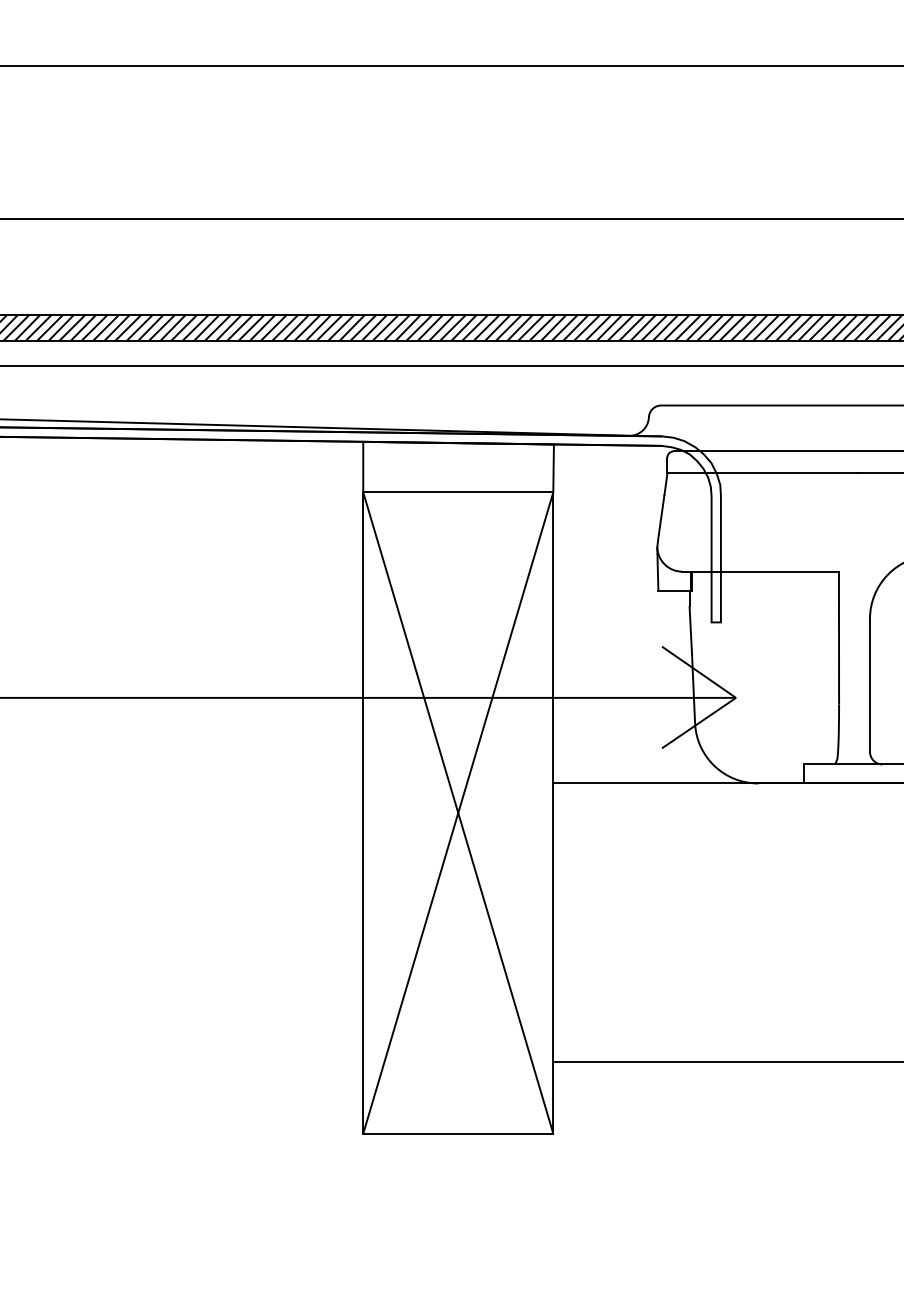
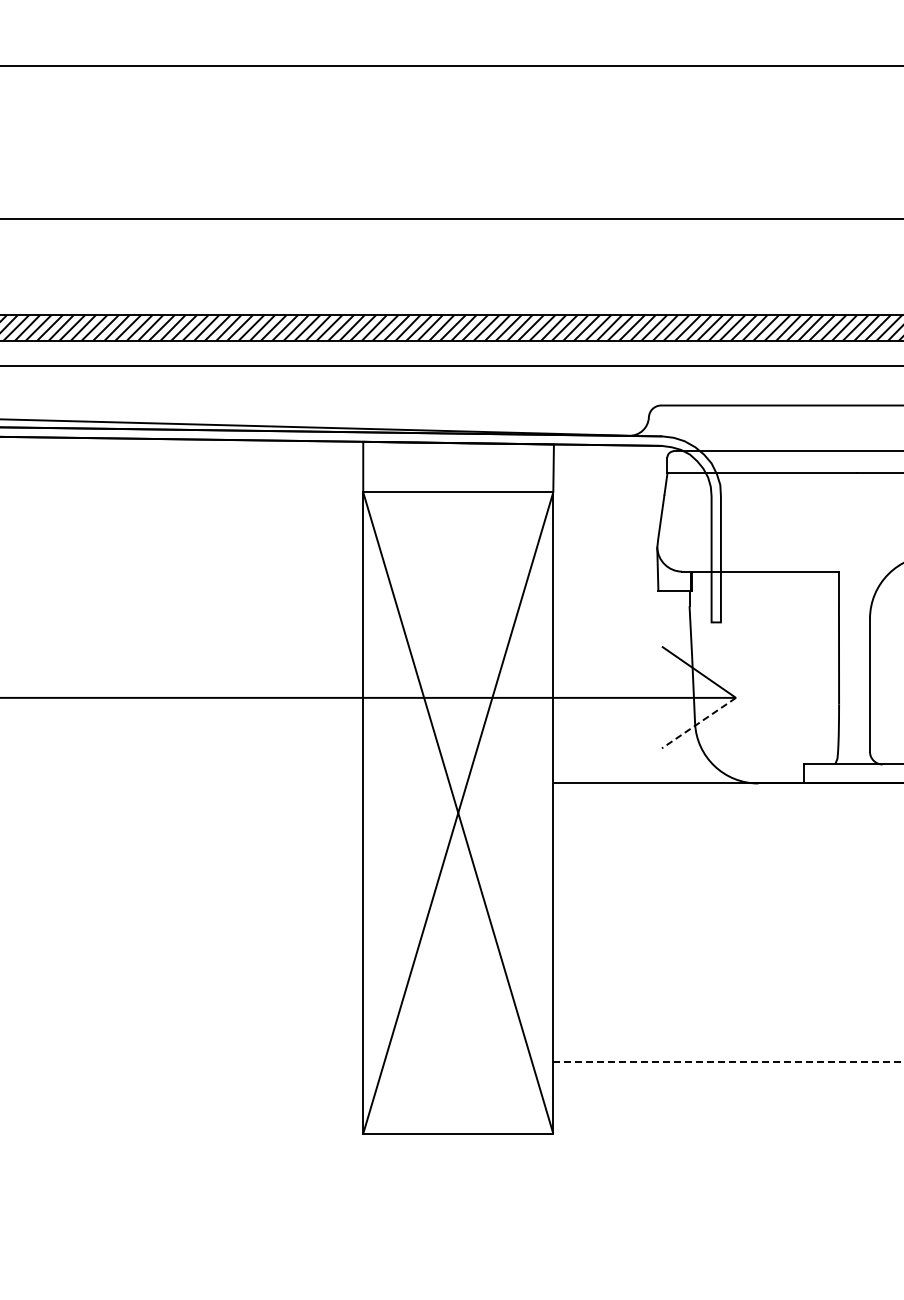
line: solid -> dashed (698, 723)
line: solid -> dashed (728, 1062)
